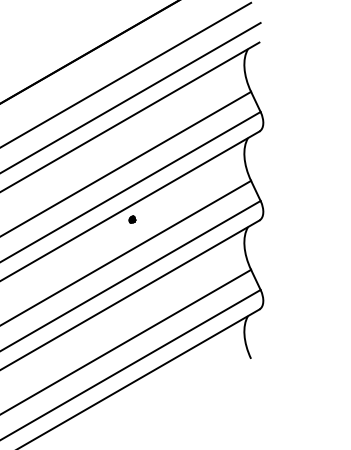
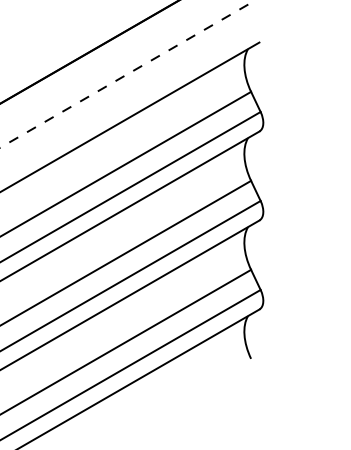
line: solid -> dashed (125, 75)
line: present -> none (131, 97)
part: present -> none (132, 219)
